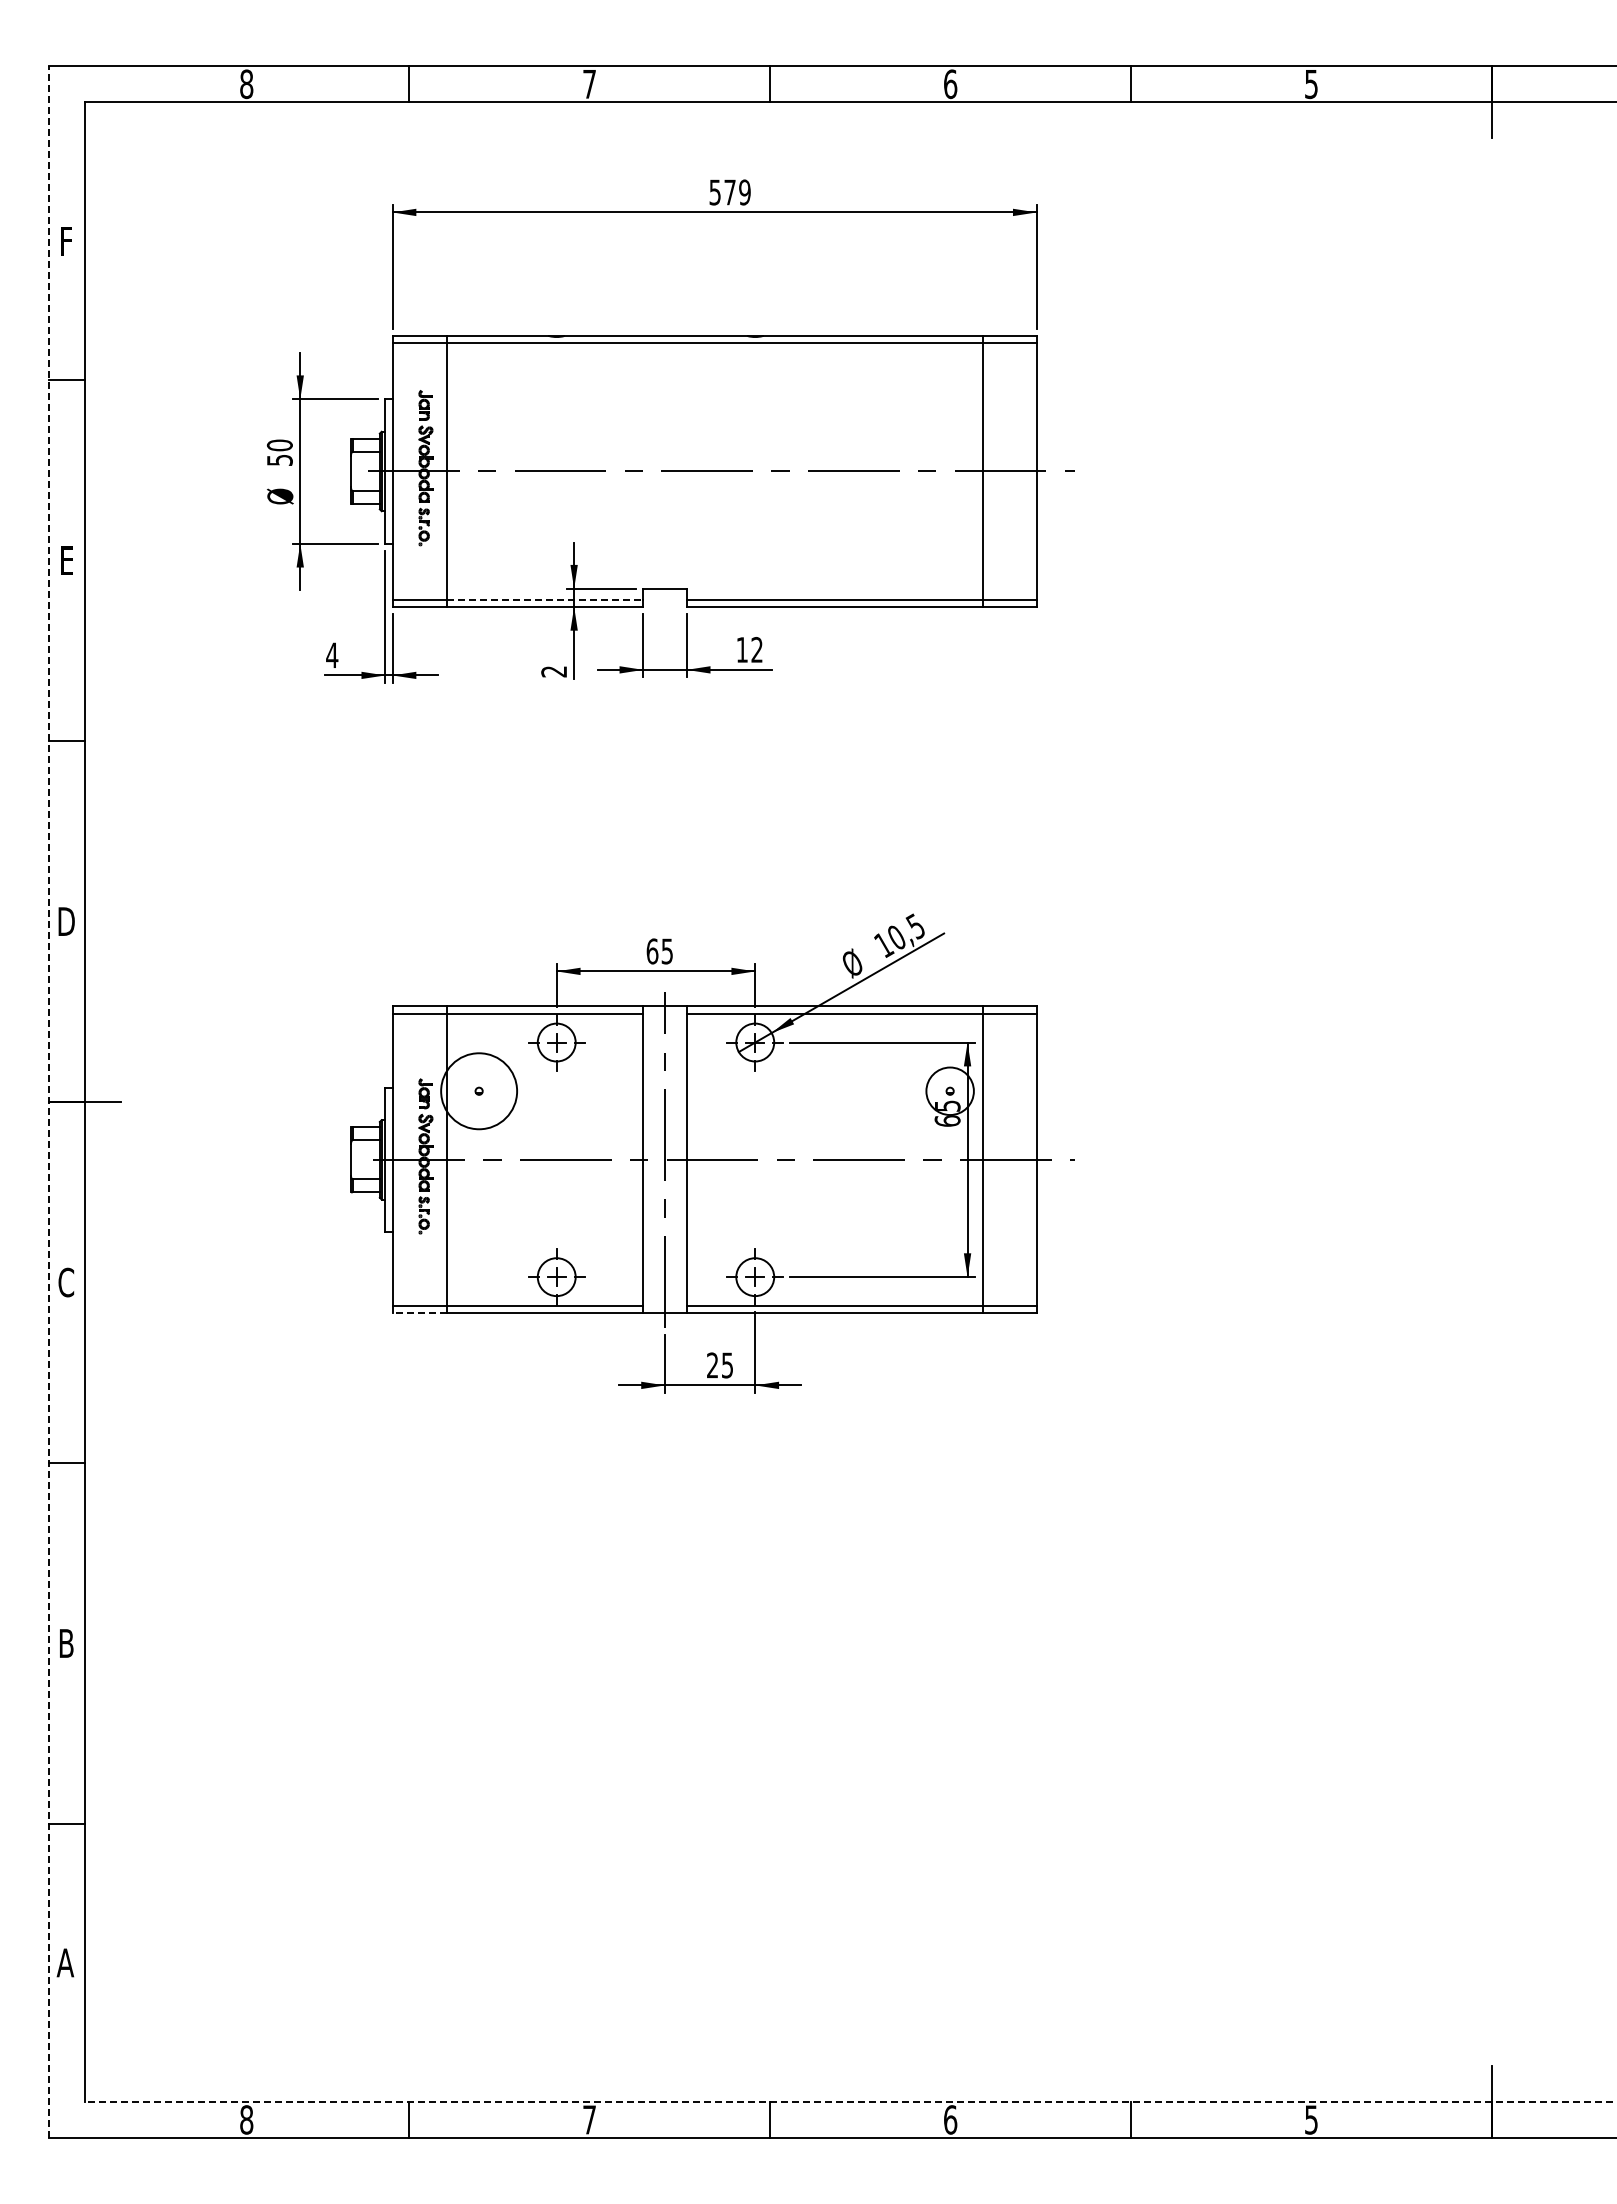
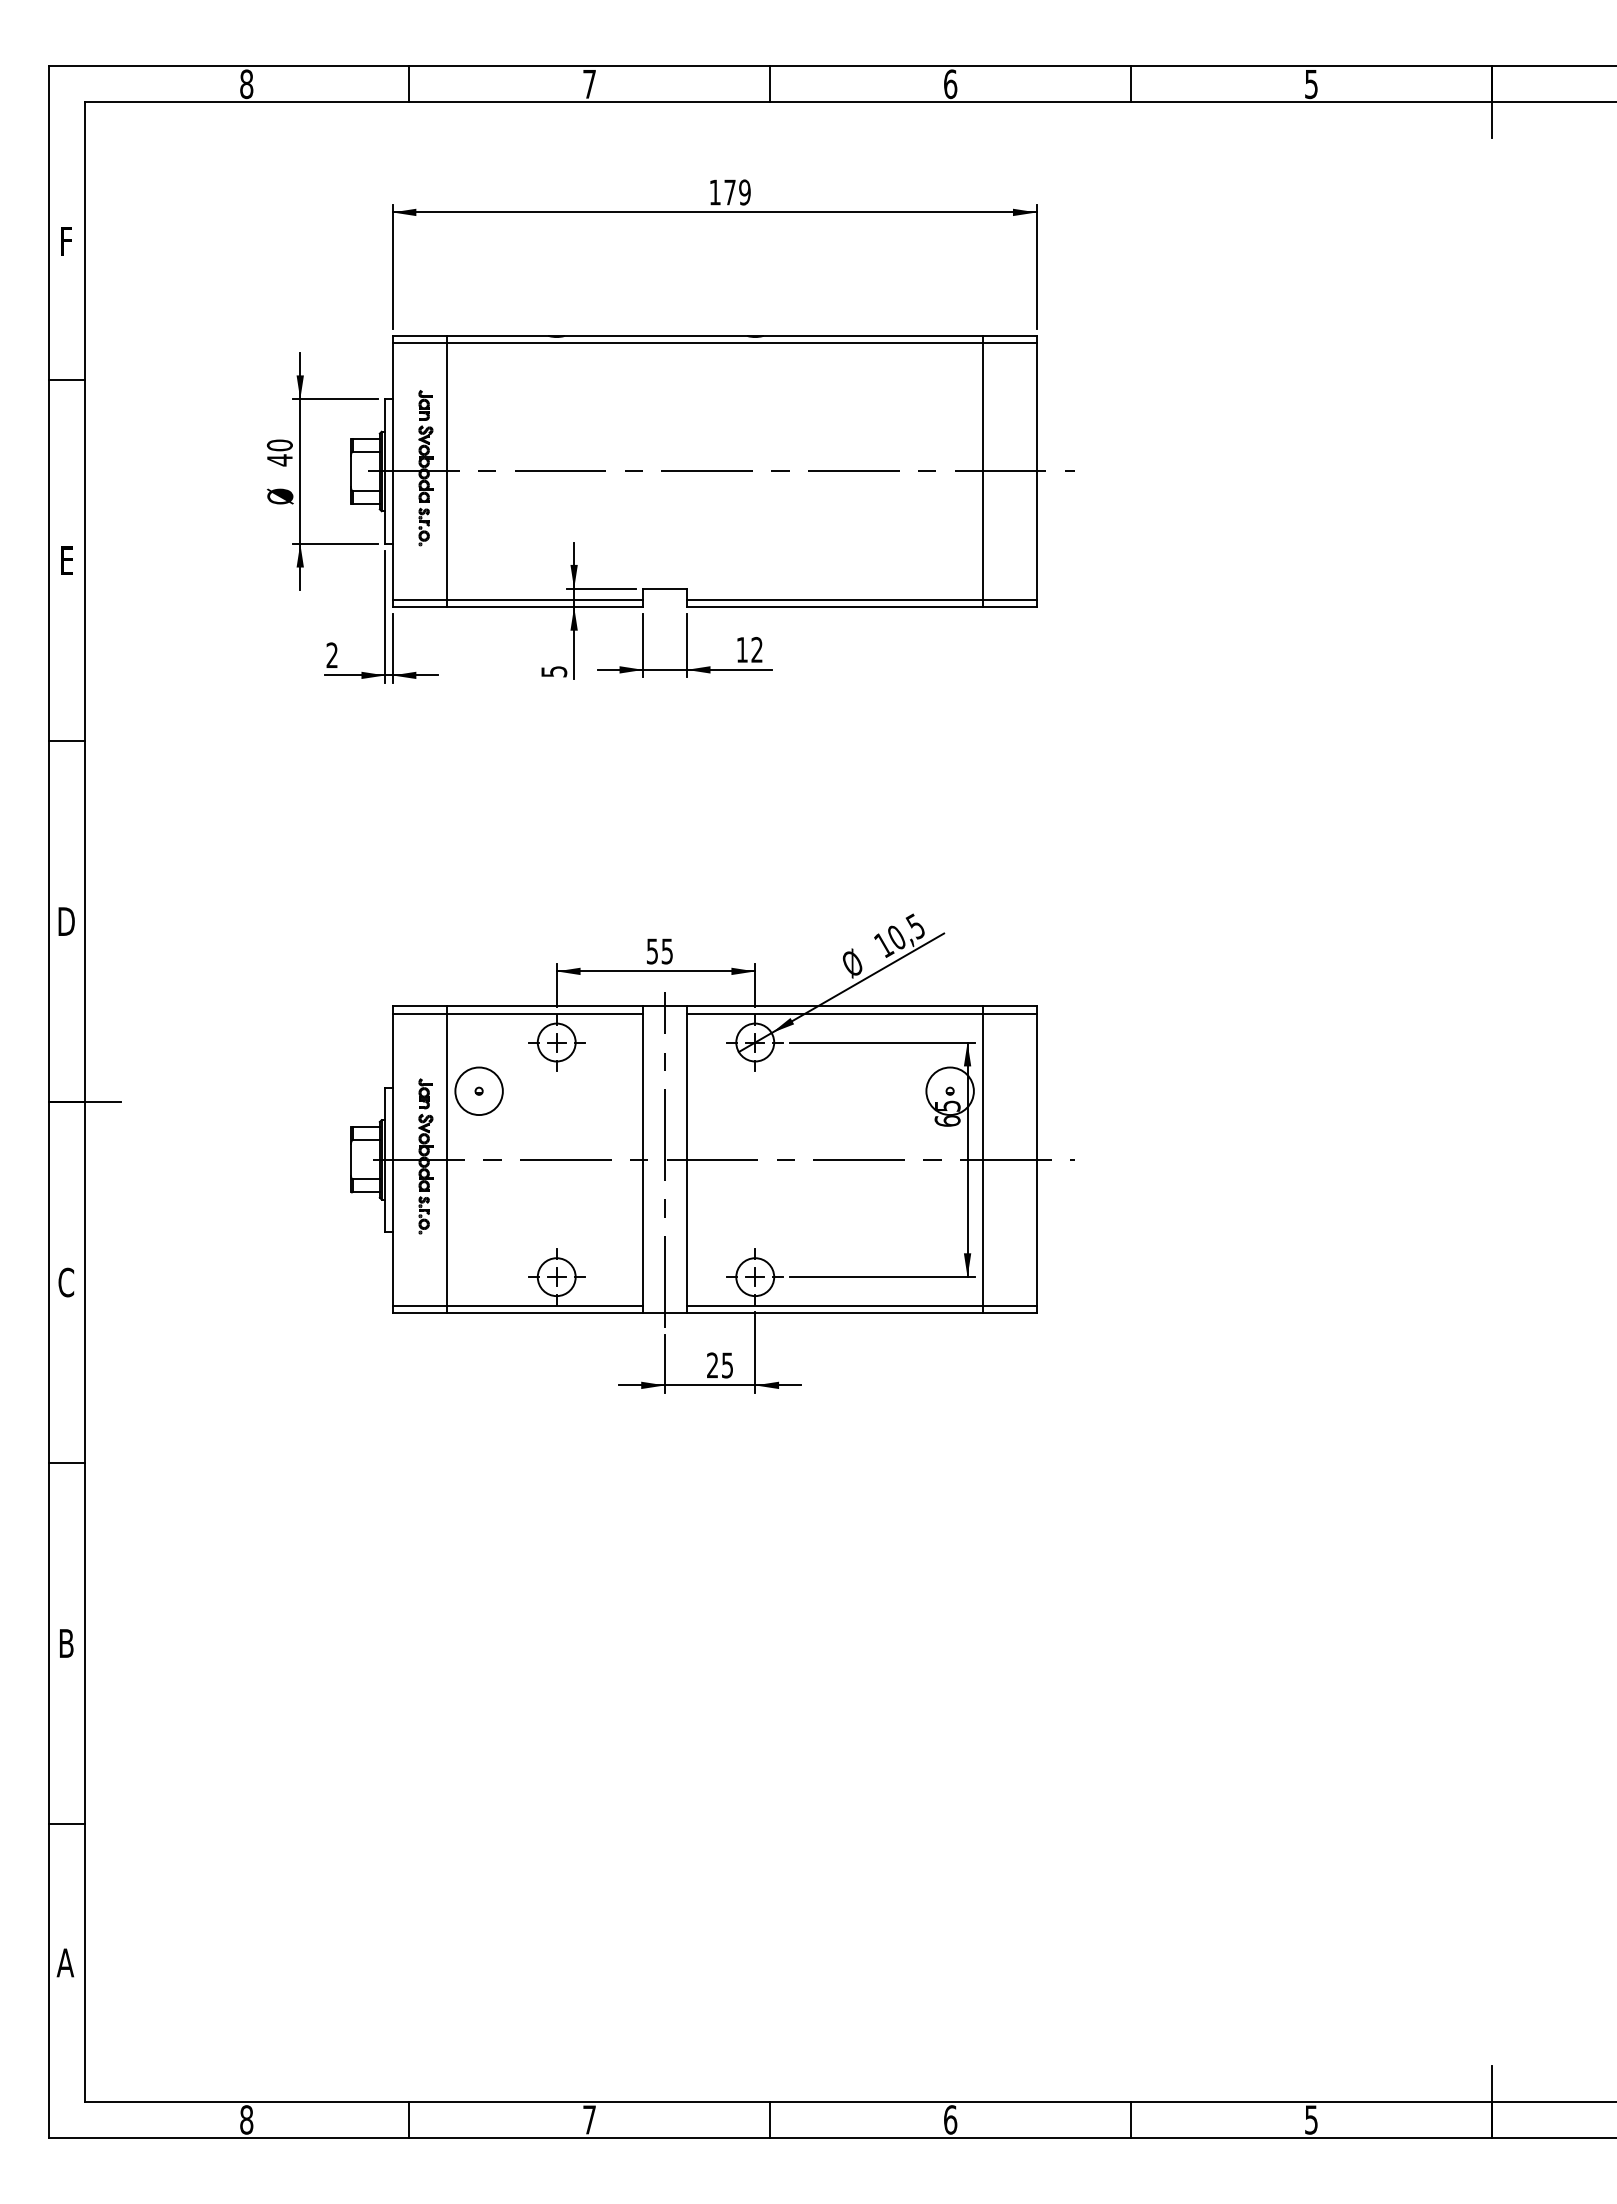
text: 579 -> 179 (714, 192)
text: 50 -> 40 (279, 460)
line: dashed -> solid (545, 599)
text: 4 -> 2 (332, 654)
text: 2 -> 5 (554, 671)
text: 65 -> 55 (652, 951)
circle diameter: 76 px -> 47 px (478, 1091)
line: dashed -> solid (48, 1102)
line: dashed -> solid (419, 1313)
line: dashed -> solid (850, 2101)
